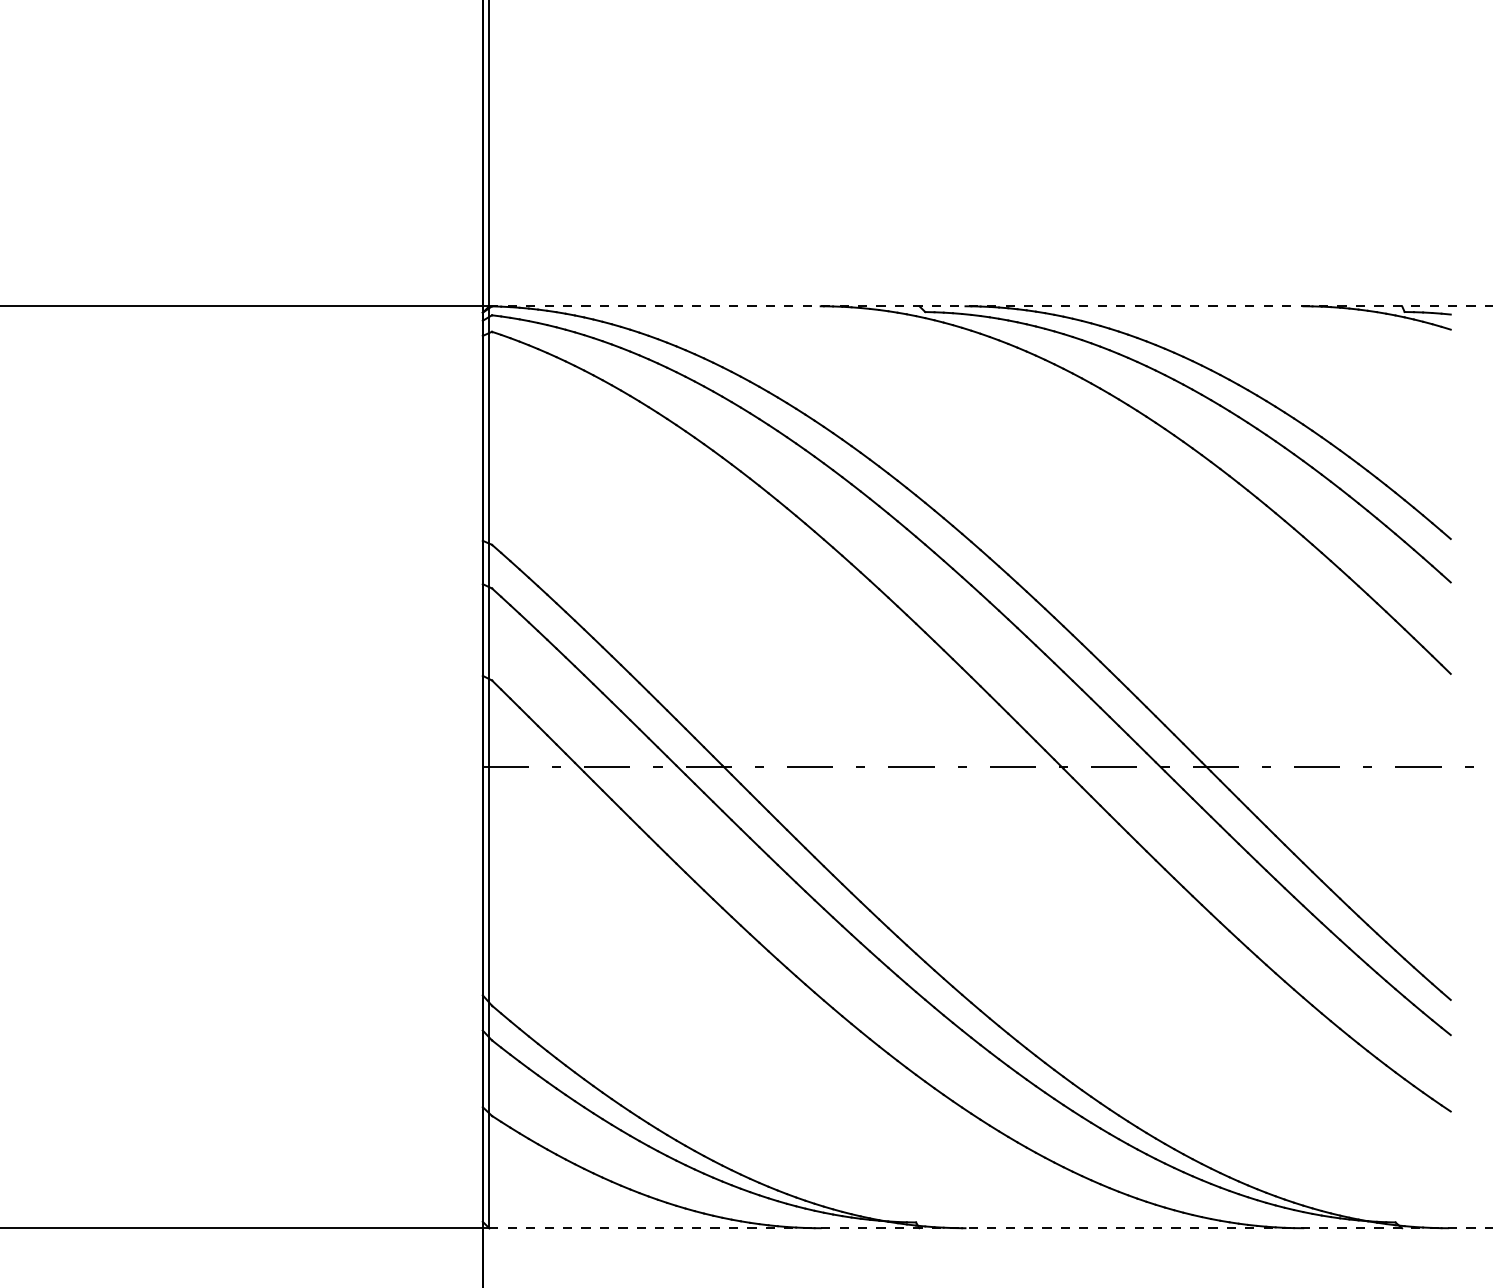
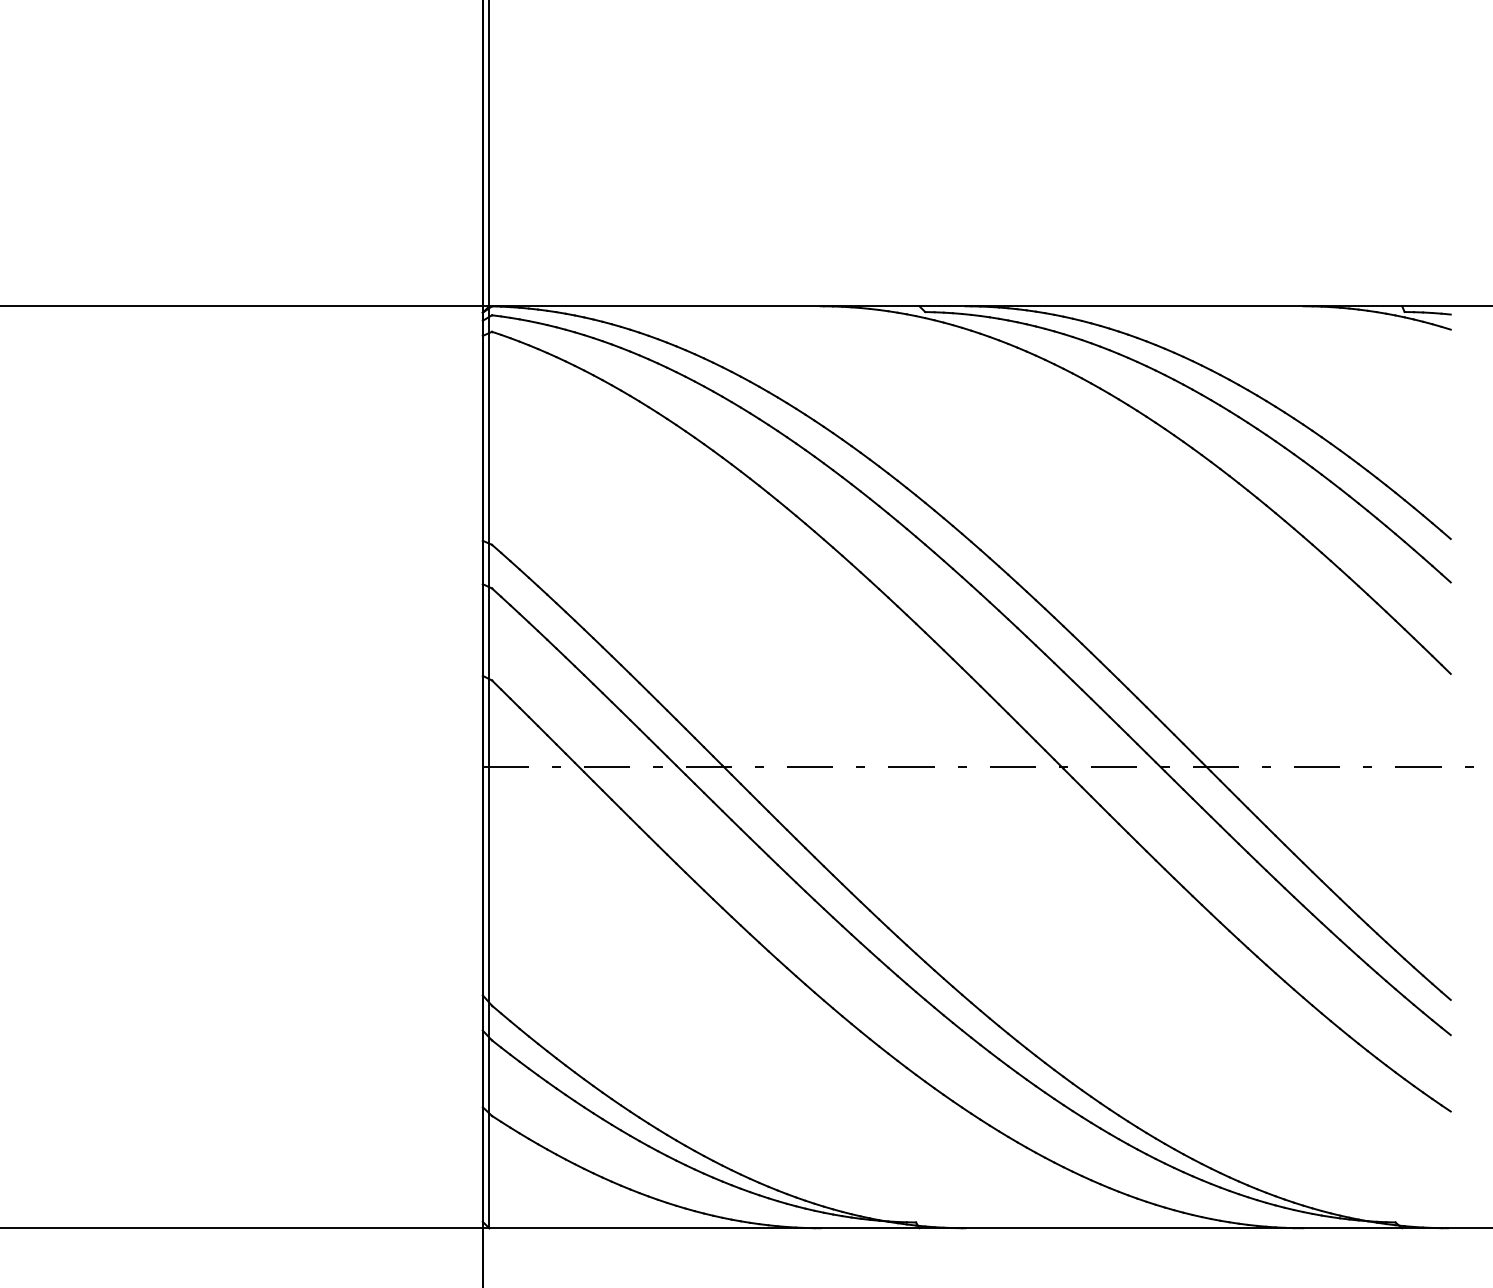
line: dashed -> solid (991, 306)
line: dashed -> solid (991, 1228)
